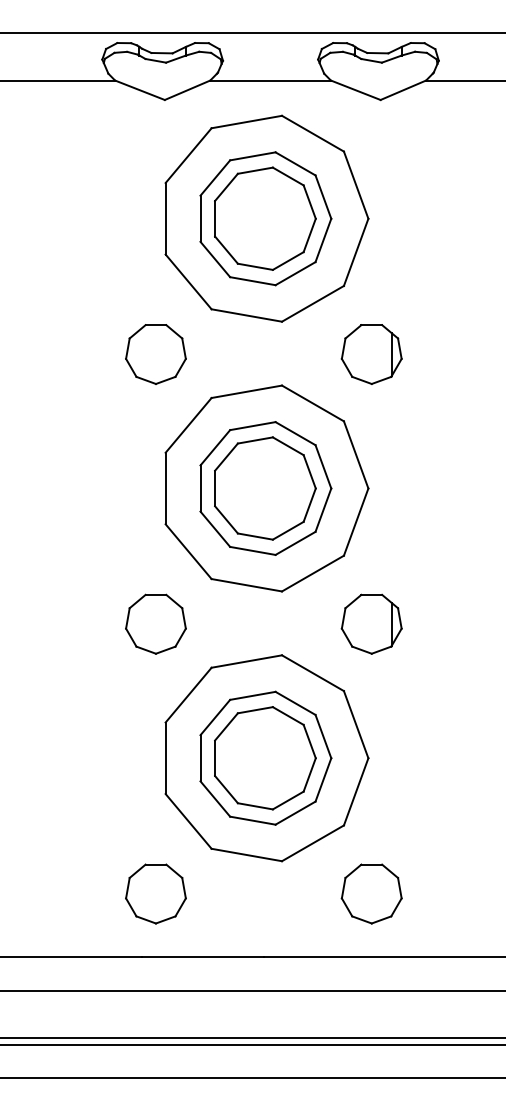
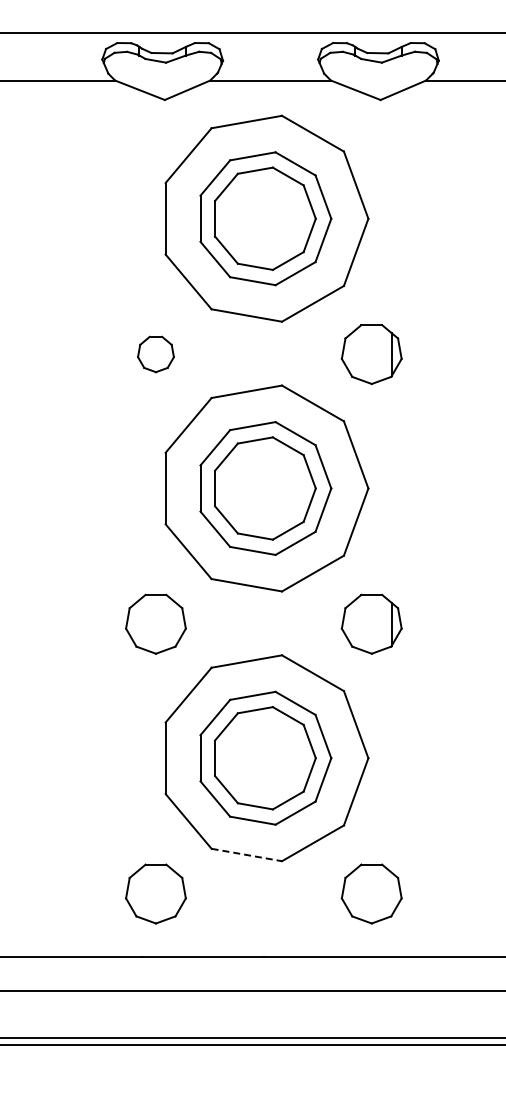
part size: 62x61 px -> 38x39 px (155, 354)
line: solid -> dashed (246, 855)
line: present -> none (252, 1077)
